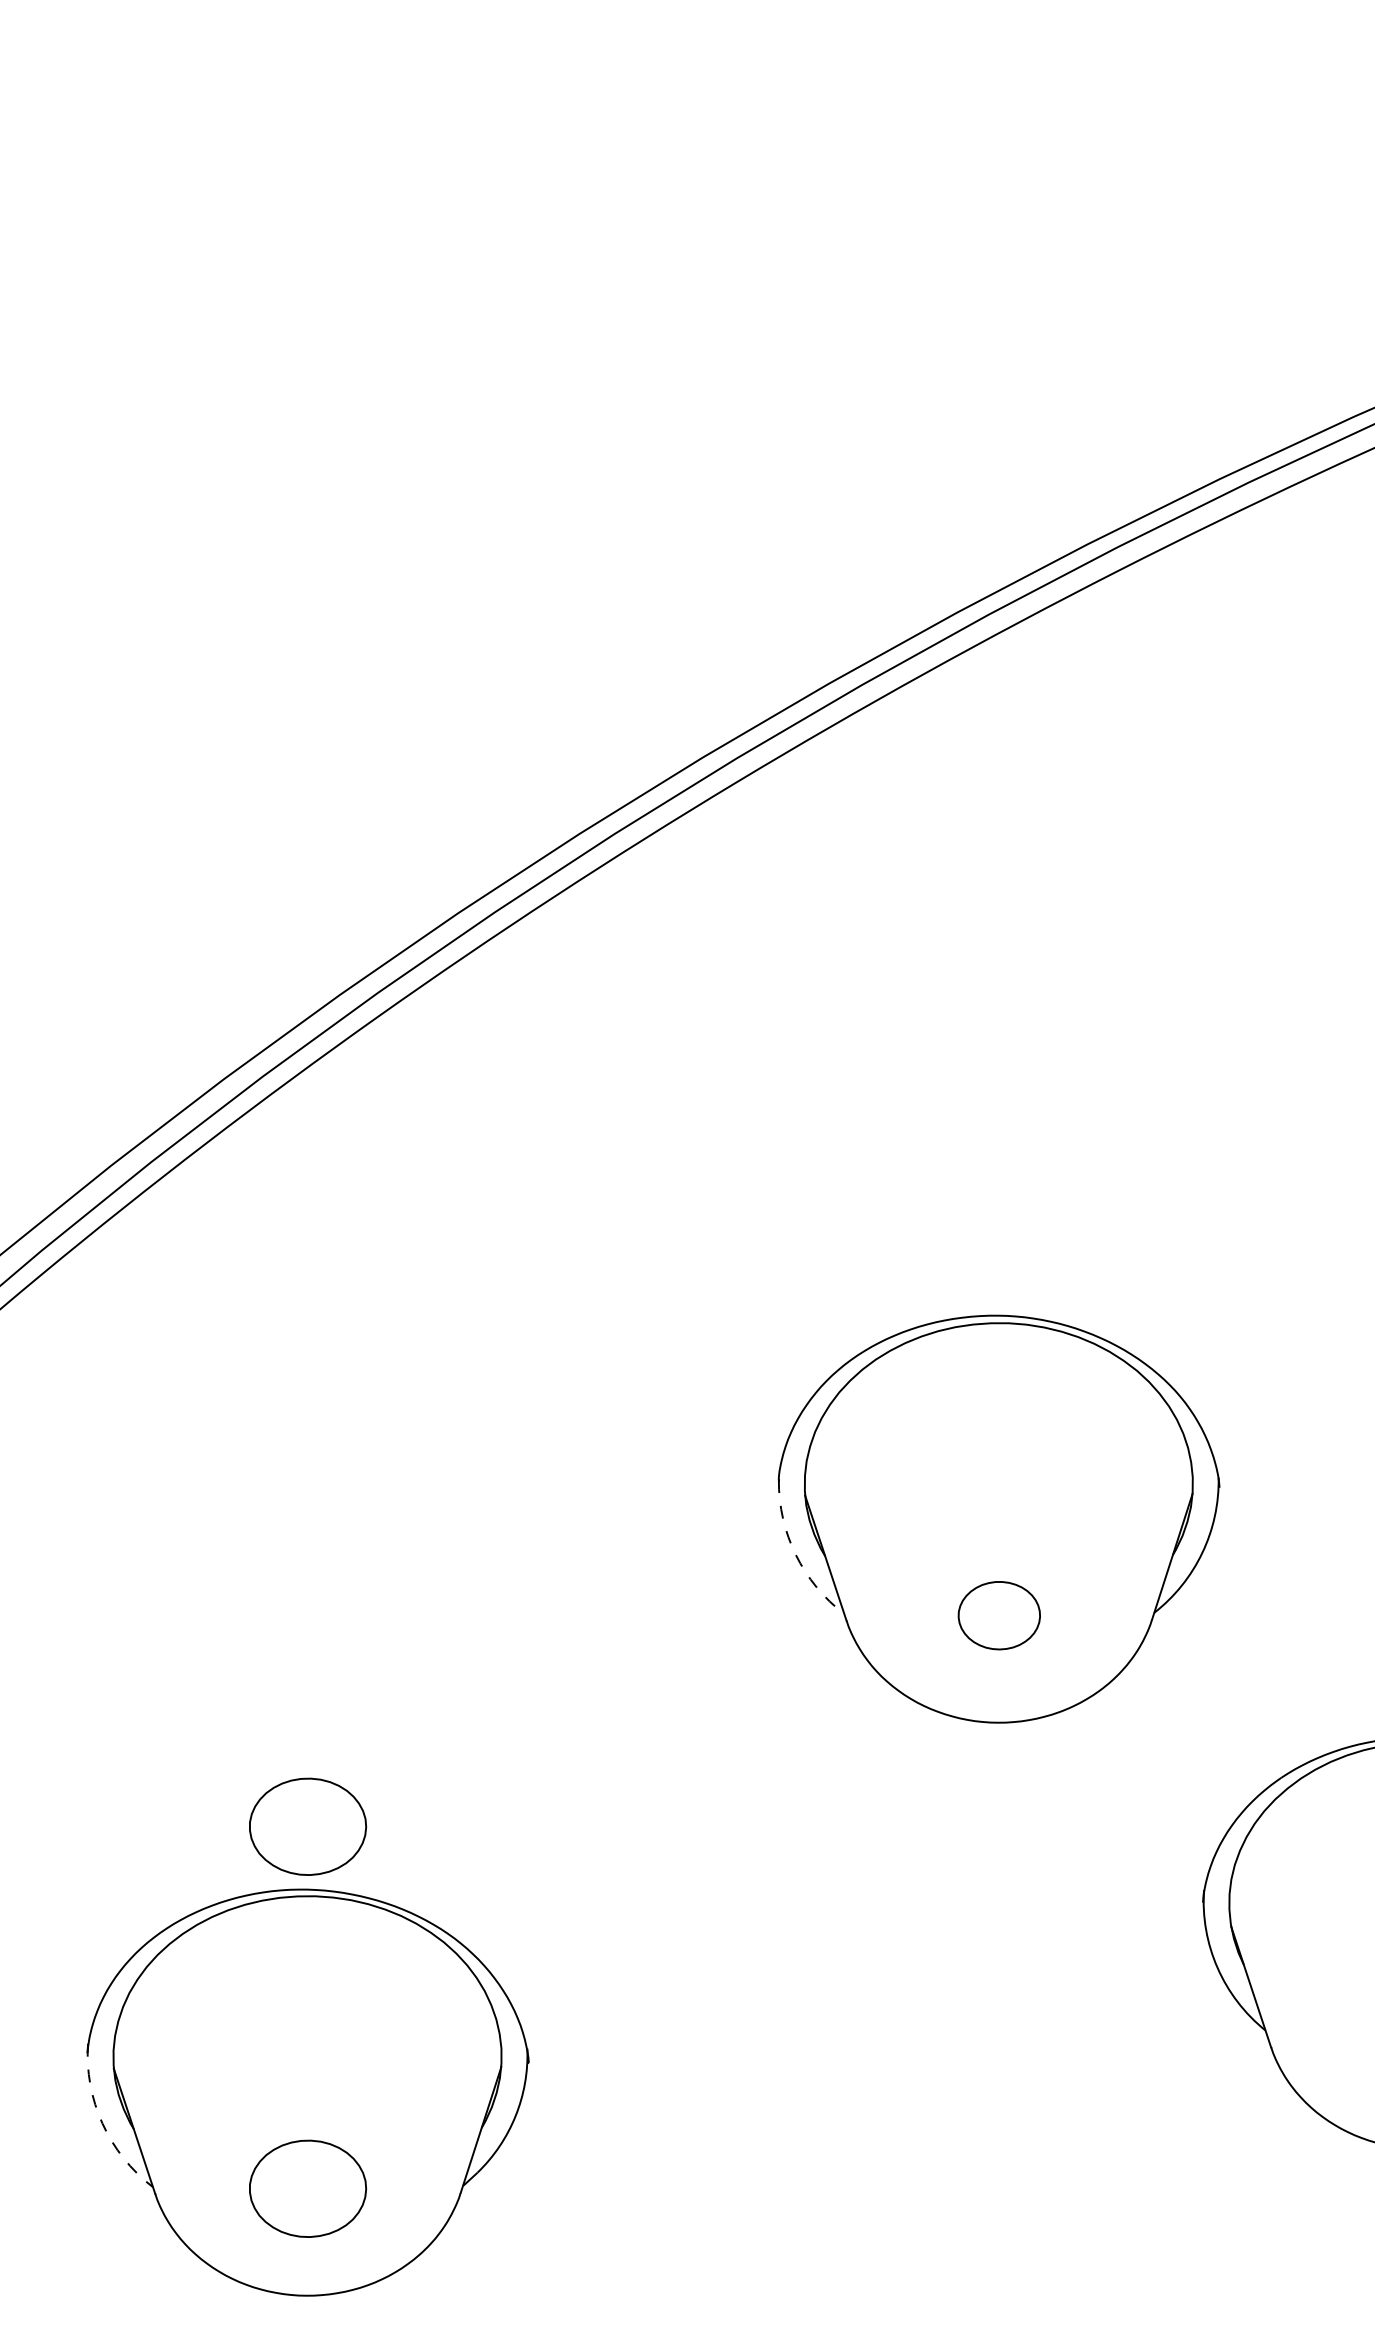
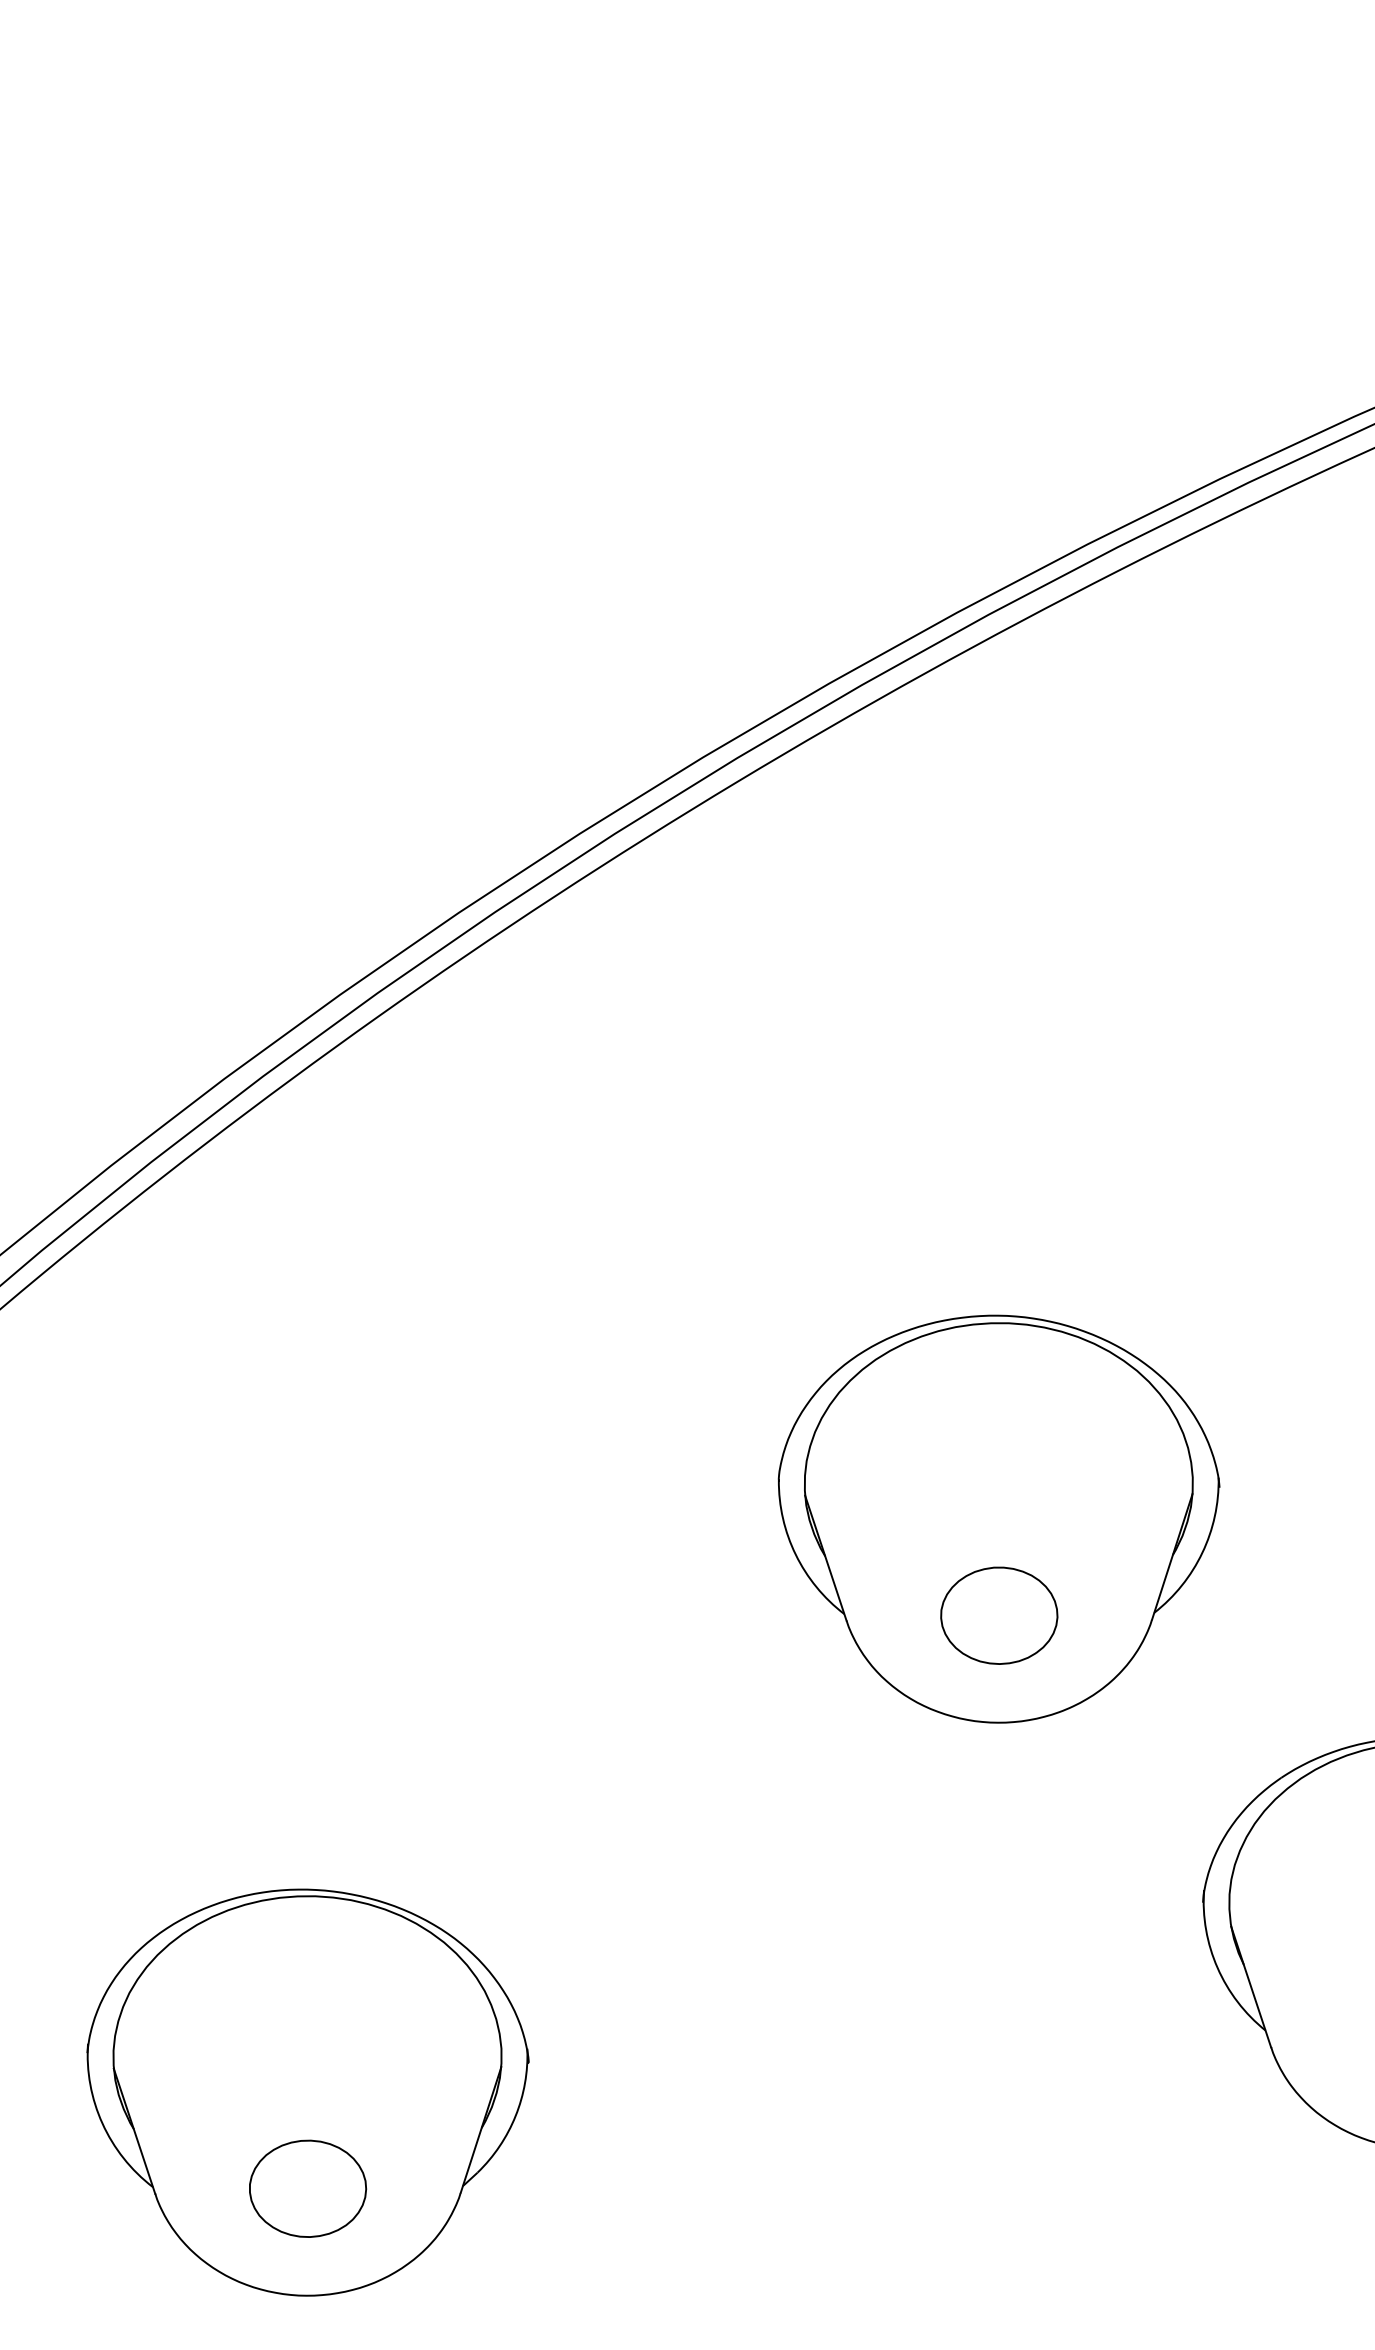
arc: dashed -> solid (795, 1554)
part size: 84x70 px -> 119x99 px (999, 1615)
part: present -> none (308, 1826)
arc: dashed -> solid (102, 2123)
